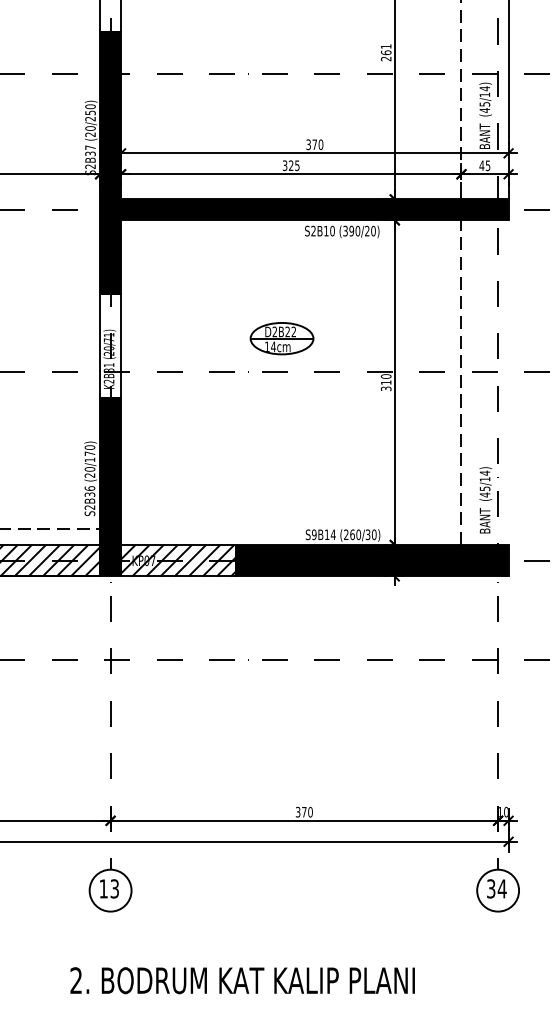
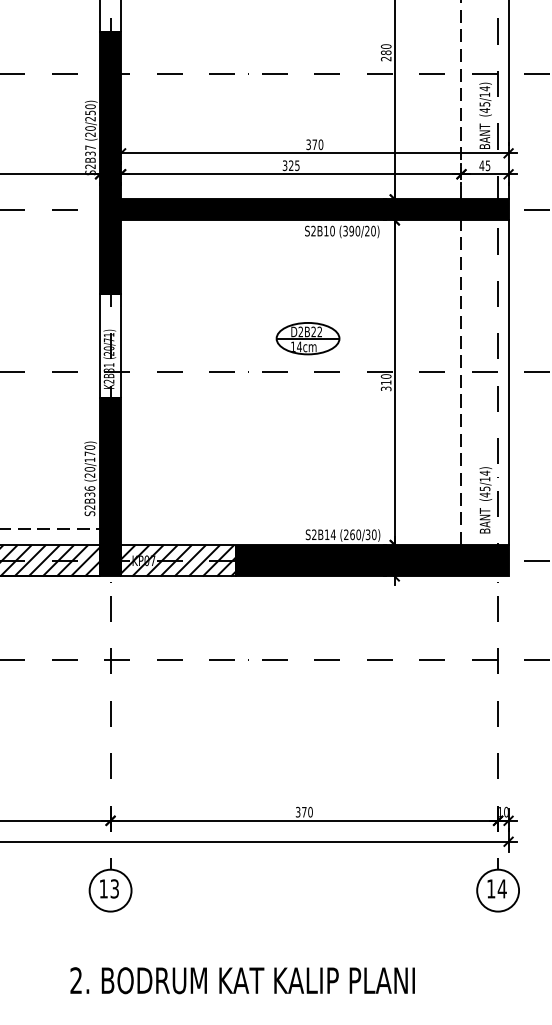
text: 261 -> 280 (385, 49)
part position: (281, 338) -> (307, 338) (307, 338)
line: none -> present (508, 382)
text: S9B14 -> S2B14 (314, 534)
text: 34 -> 14 (491, 888)
